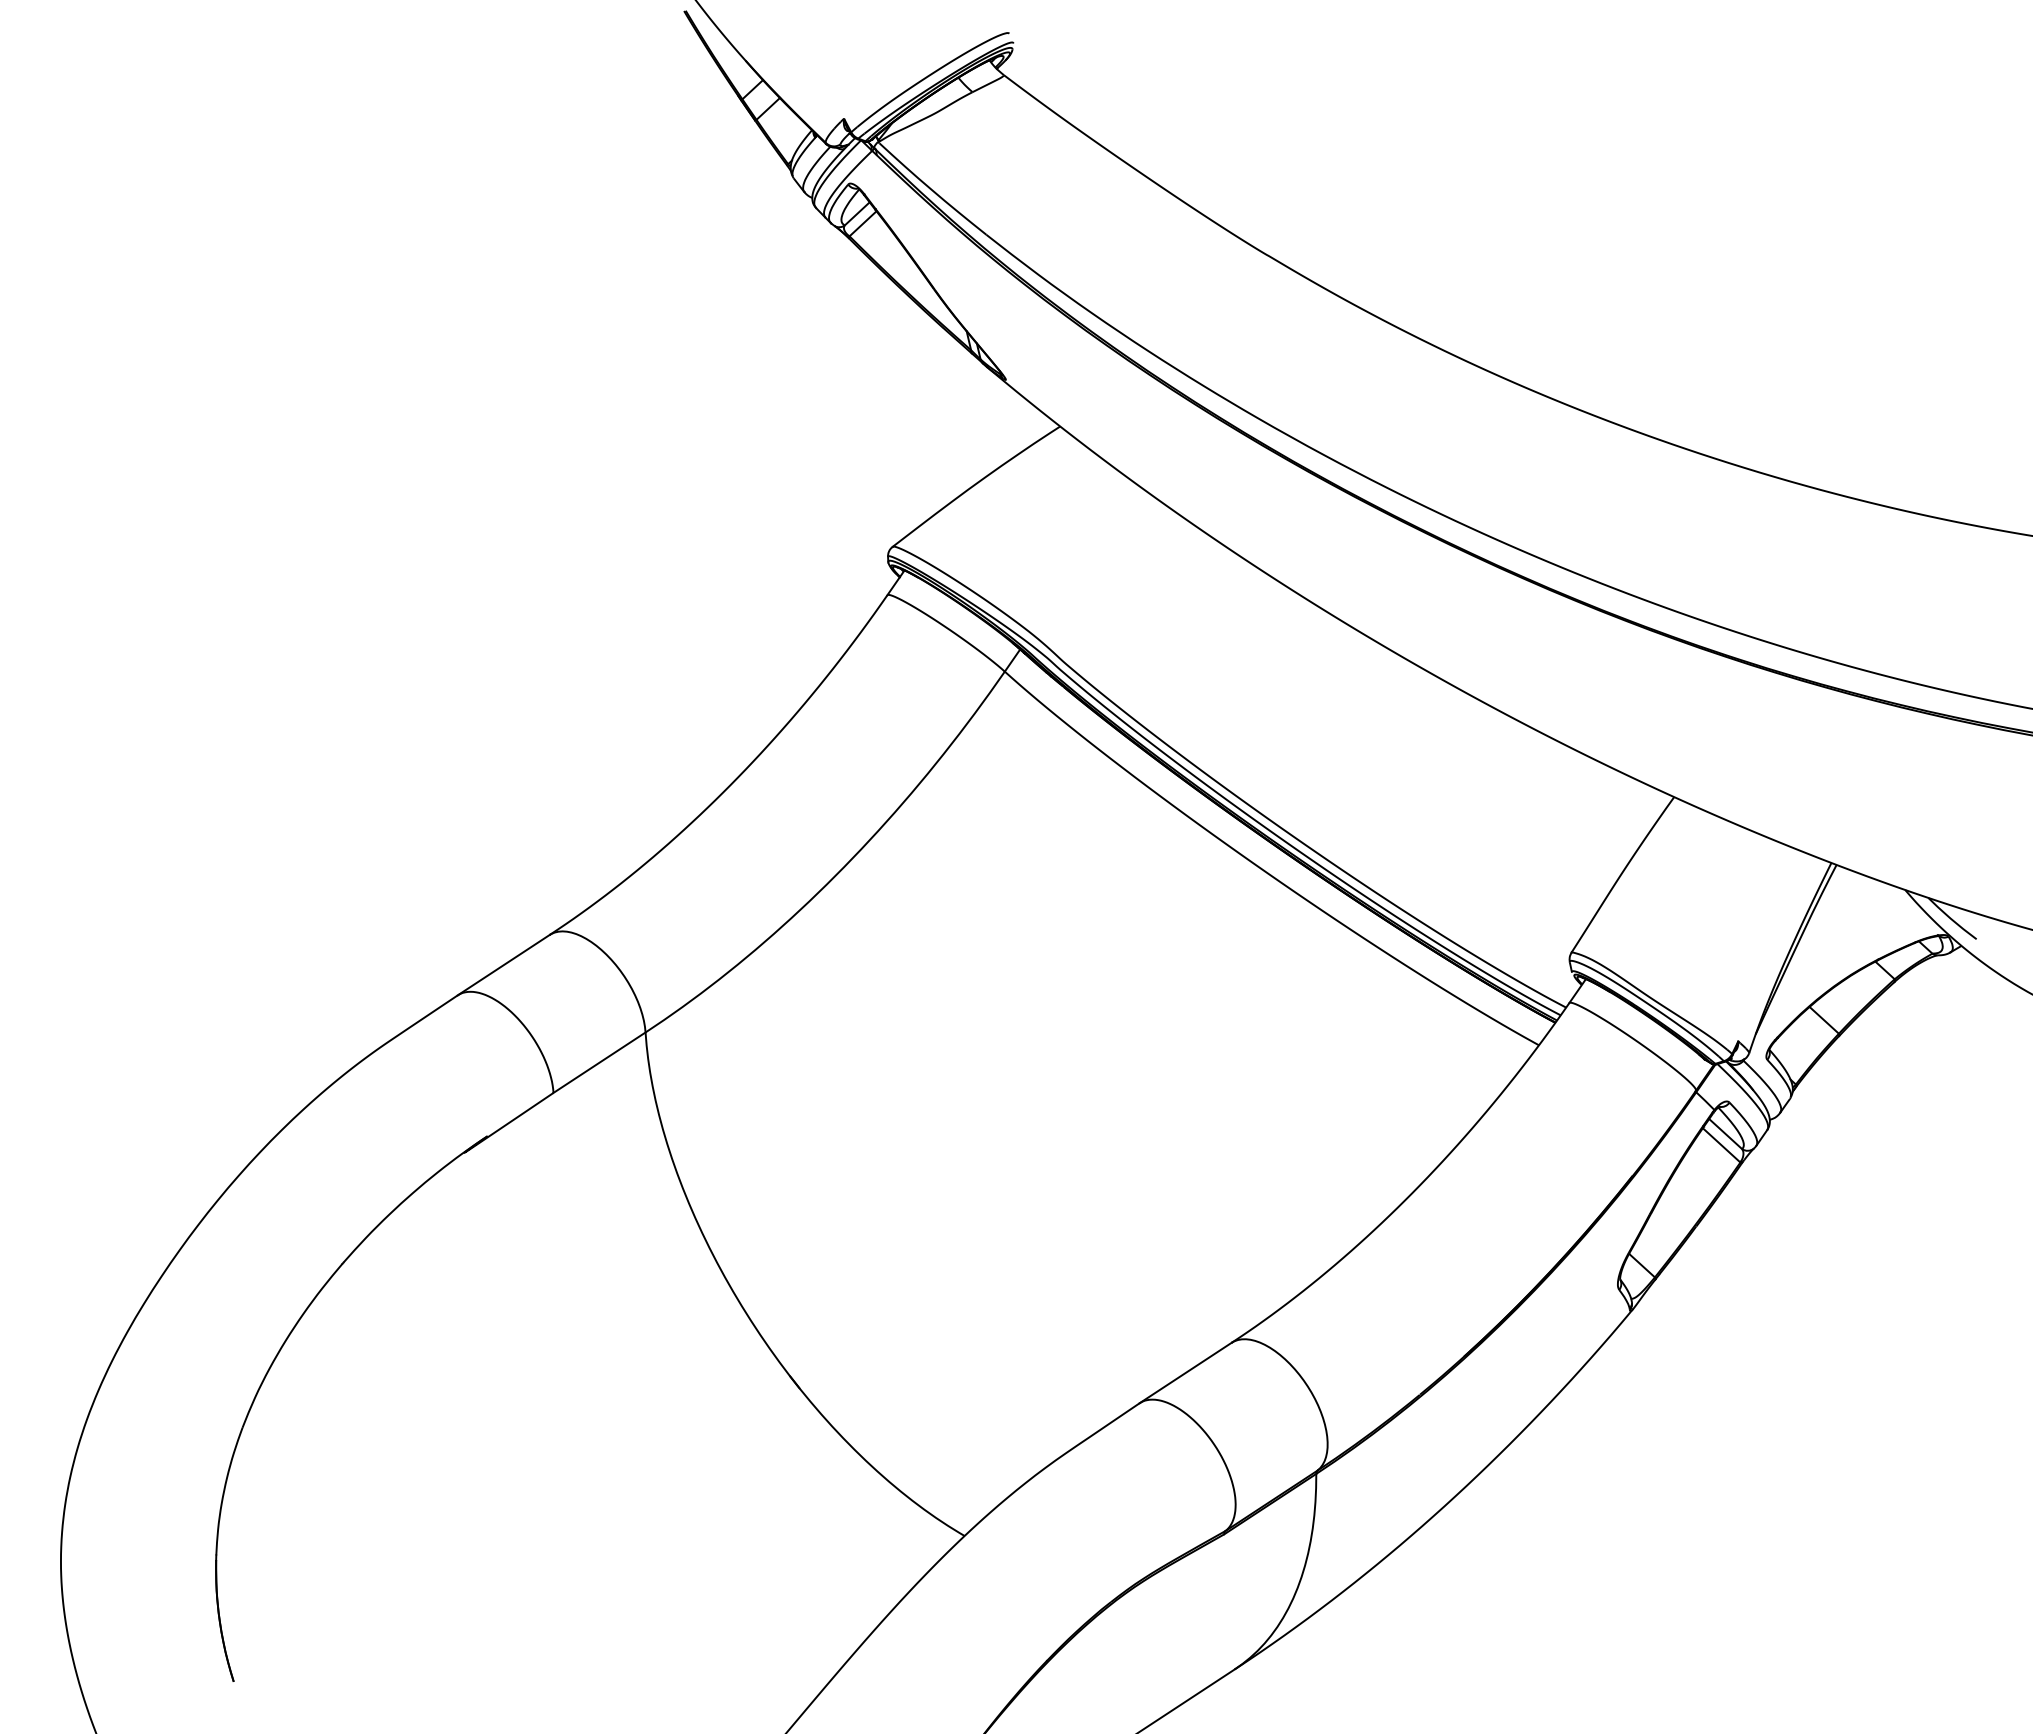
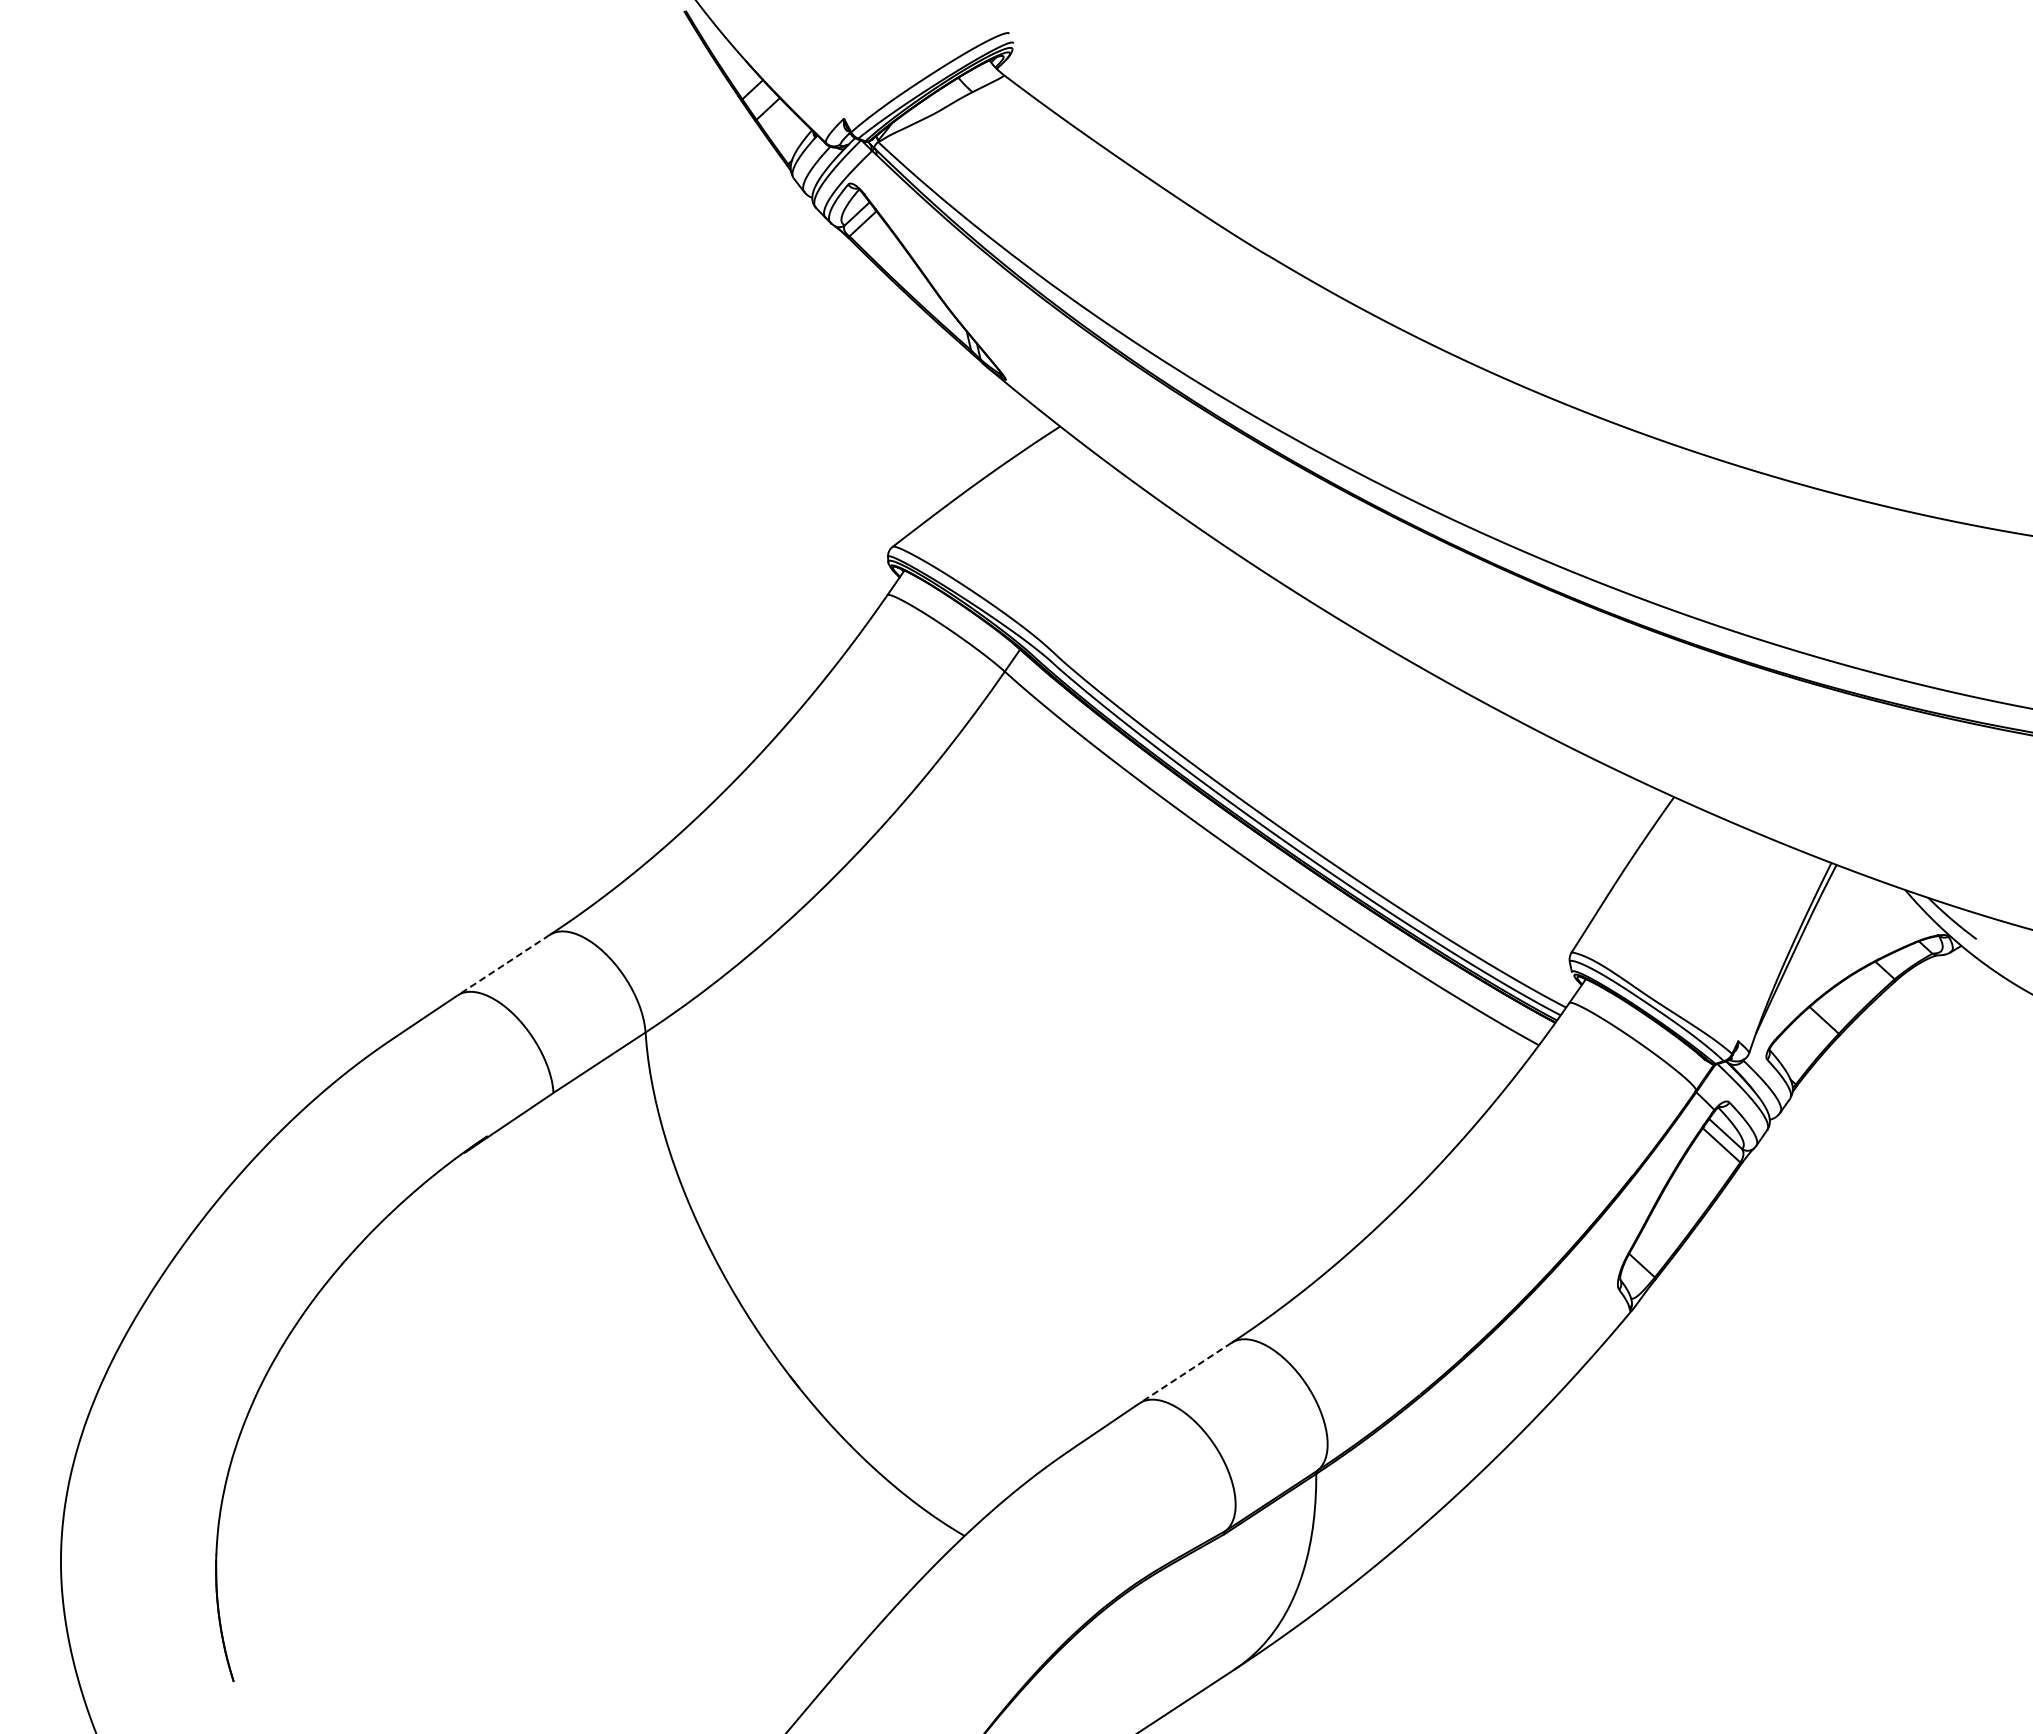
line: solid -> dashed (503, 965)
line: solid -> dashed (1185, 1373)
